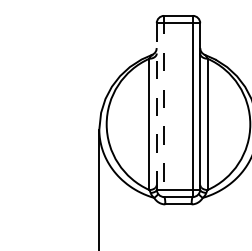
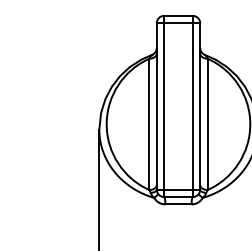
line: dashed -> solid (156, 105)
line: dashed -> solid (164, 106)
